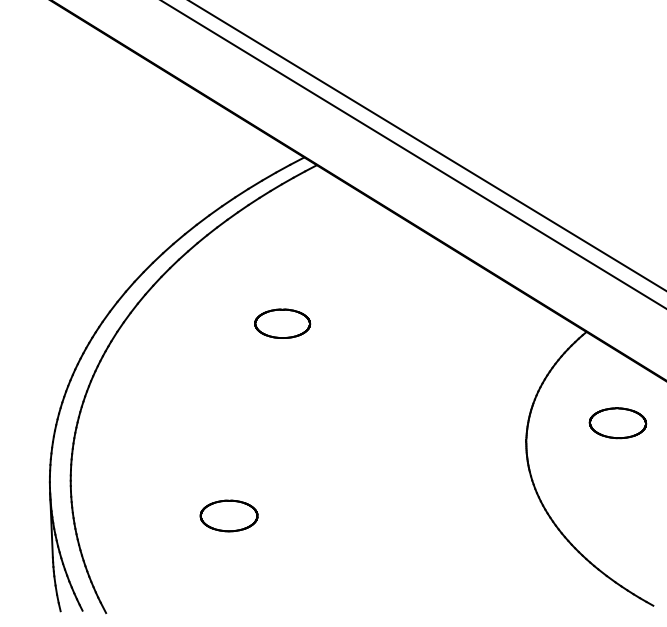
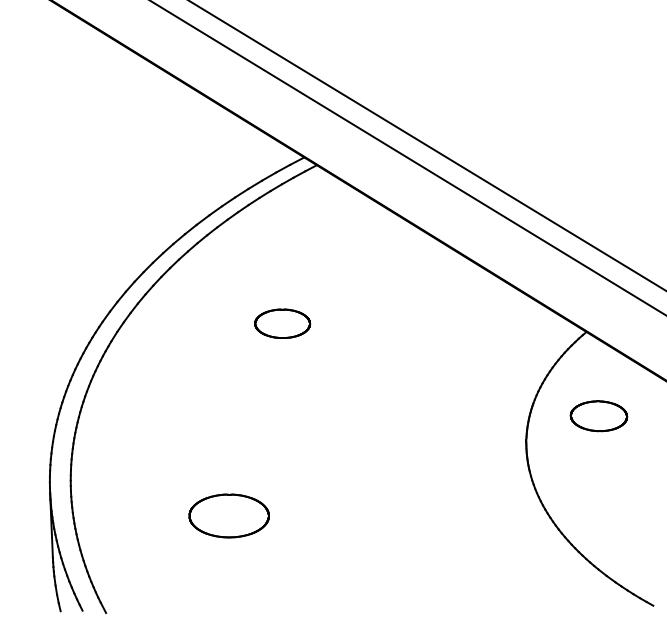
line position: (413, 154) -> (407, 158) (407, 158)
part position: (617, 423) -> (598, 416) (598, 416)
part size: 60x34 px -> 82x46 px (228, 515)
